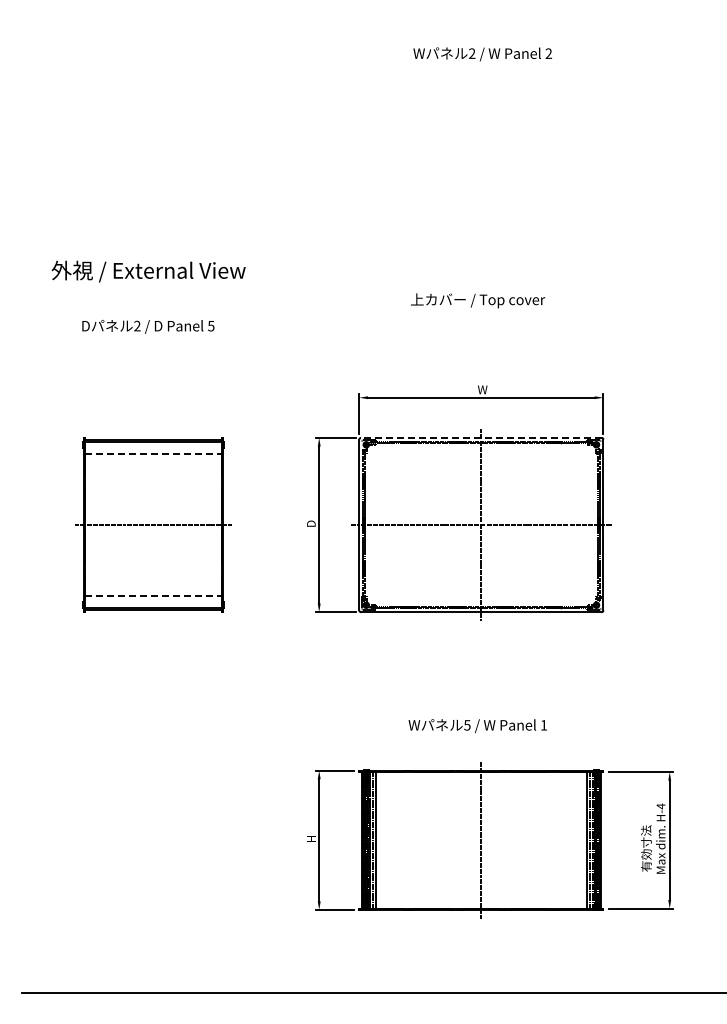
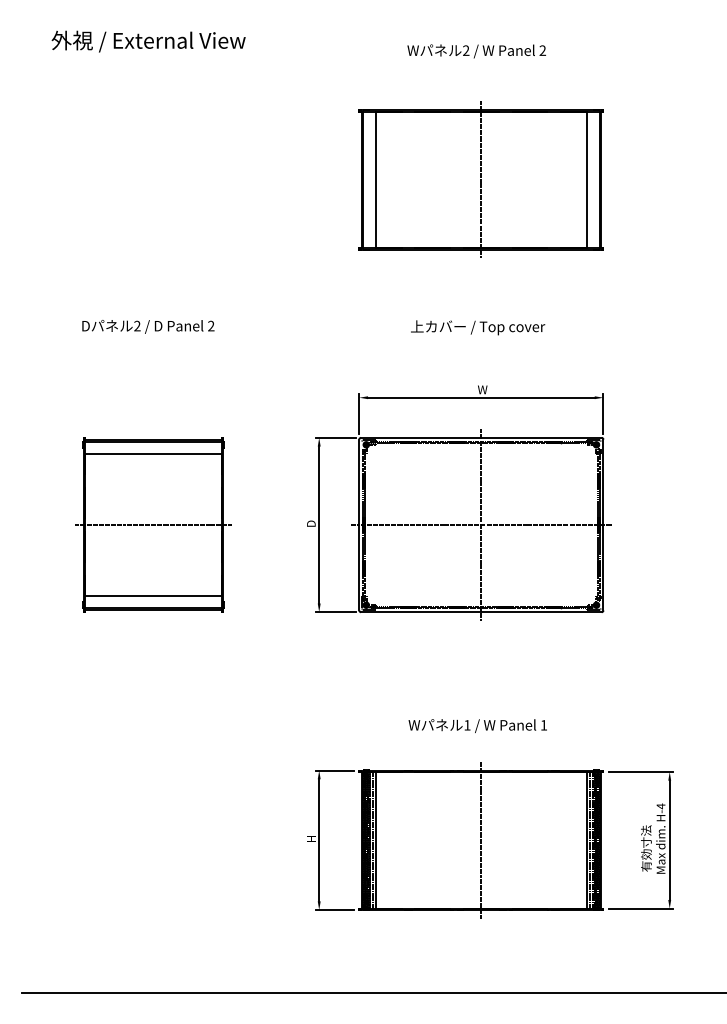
text position: (482, 54) -> (476, 51) (476, 51)
part: none -> present (480, 179)
text position: (148, 271) -> (148, 41) (148, 41)
text position: (478, 300) -> (478, 327) (478, 327)
text: 5 -> 2 (211, 325)
line: dashed -> solid (480, 437)
line: dashed -> solid (154, 454)
line: dashed -> solid (154, 595)
text: 5 -> 1 (467, 725)
